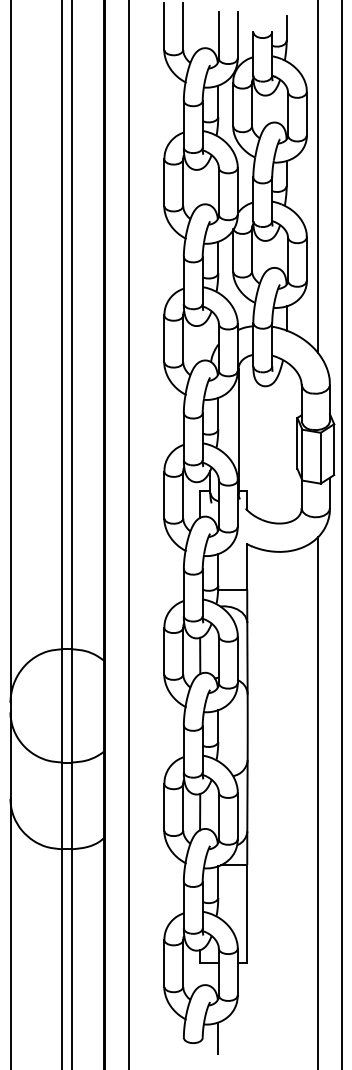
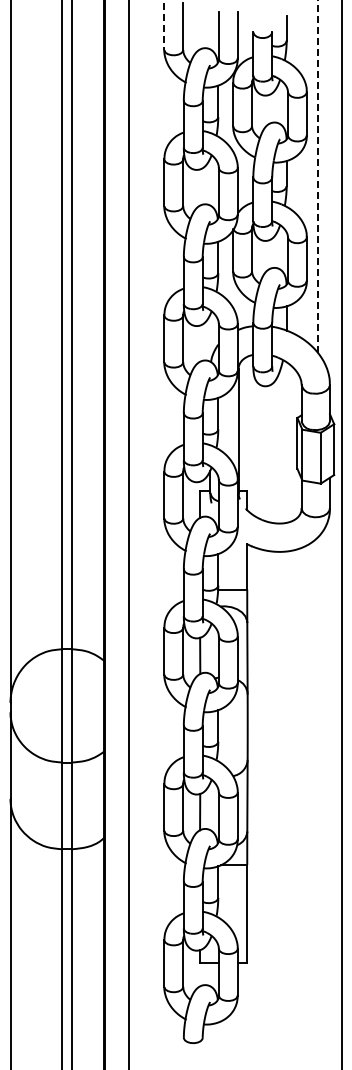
line: solid -> dashed (164, 27)
line: solid -> dashed (317, 176)
line: present -> none (317, 801)
line: present -> none (218, 1038)
